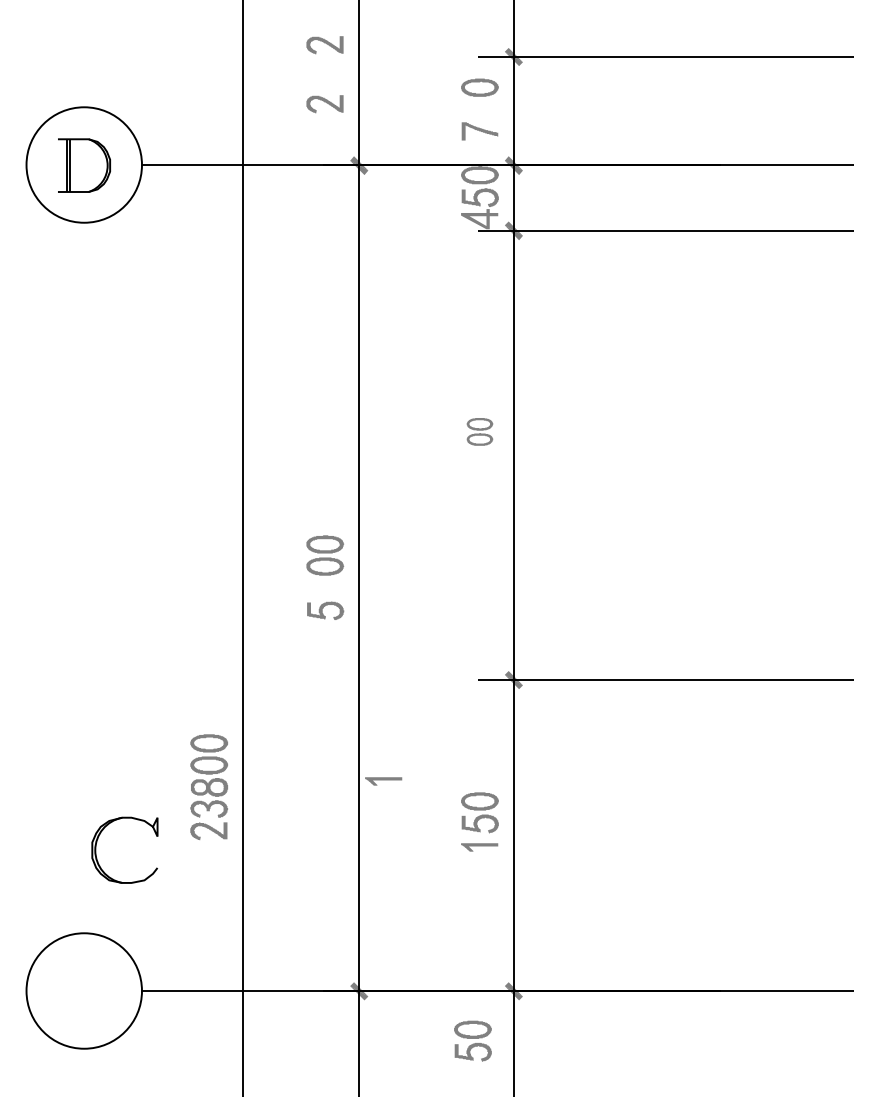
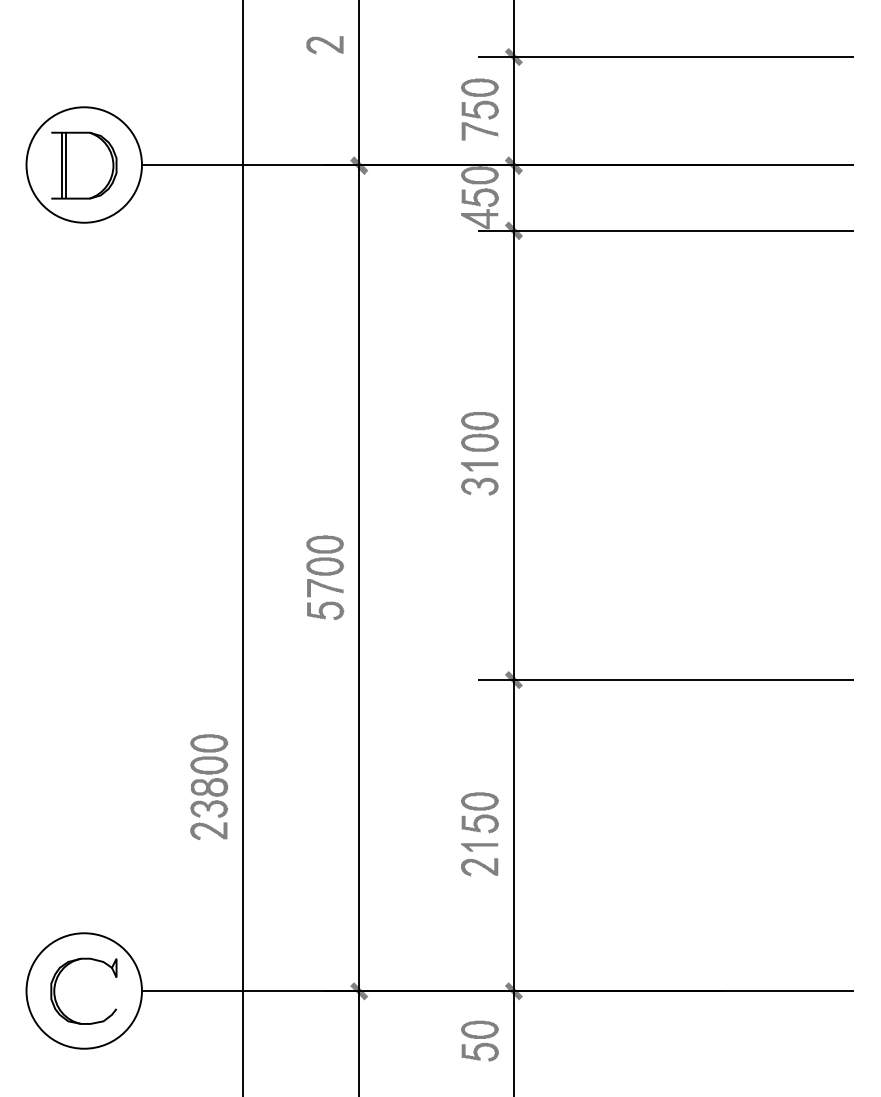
part: present -> none (324, 104)
fill: none -> present (479, 109)
part size: 53x55 px -> 67x69 px (84, 165)
part size: 27x28 px -> 38x40 px (479, 431)
part: none -> present (479, 478)
fill: none -> present (325, 587)
part: present -> none (383, 781)
part position: (98, 839) -> (57, 980) (57, 980)
fill: none -> present (479, 867)
part position: (472, 1040) -> (479, 1040) (479, 1040)
